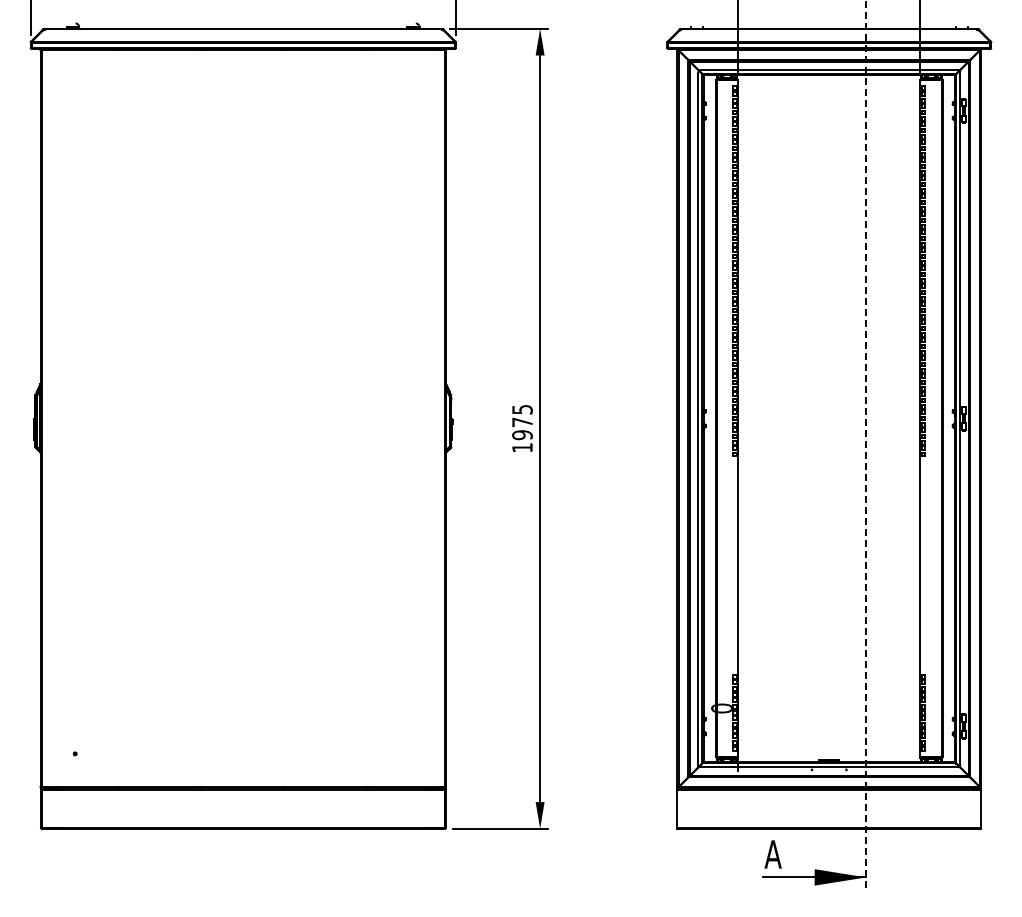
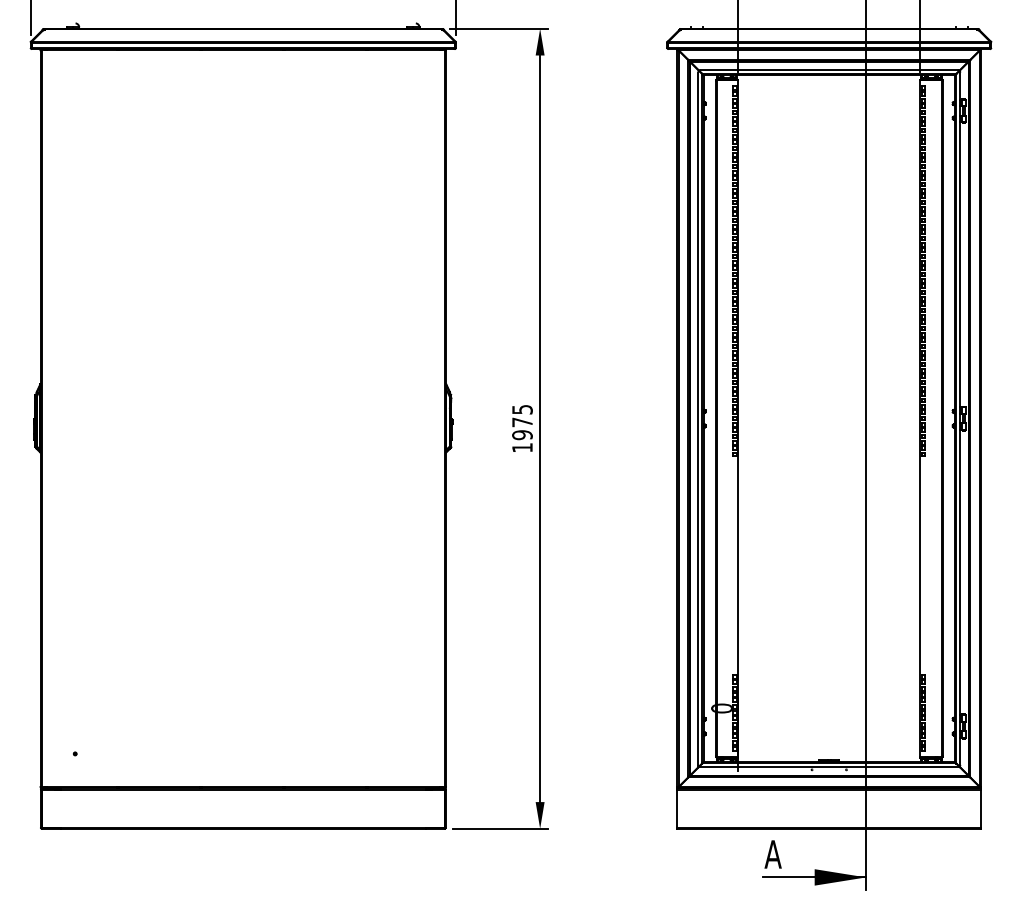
line: dashed -> solid (866, 445)
